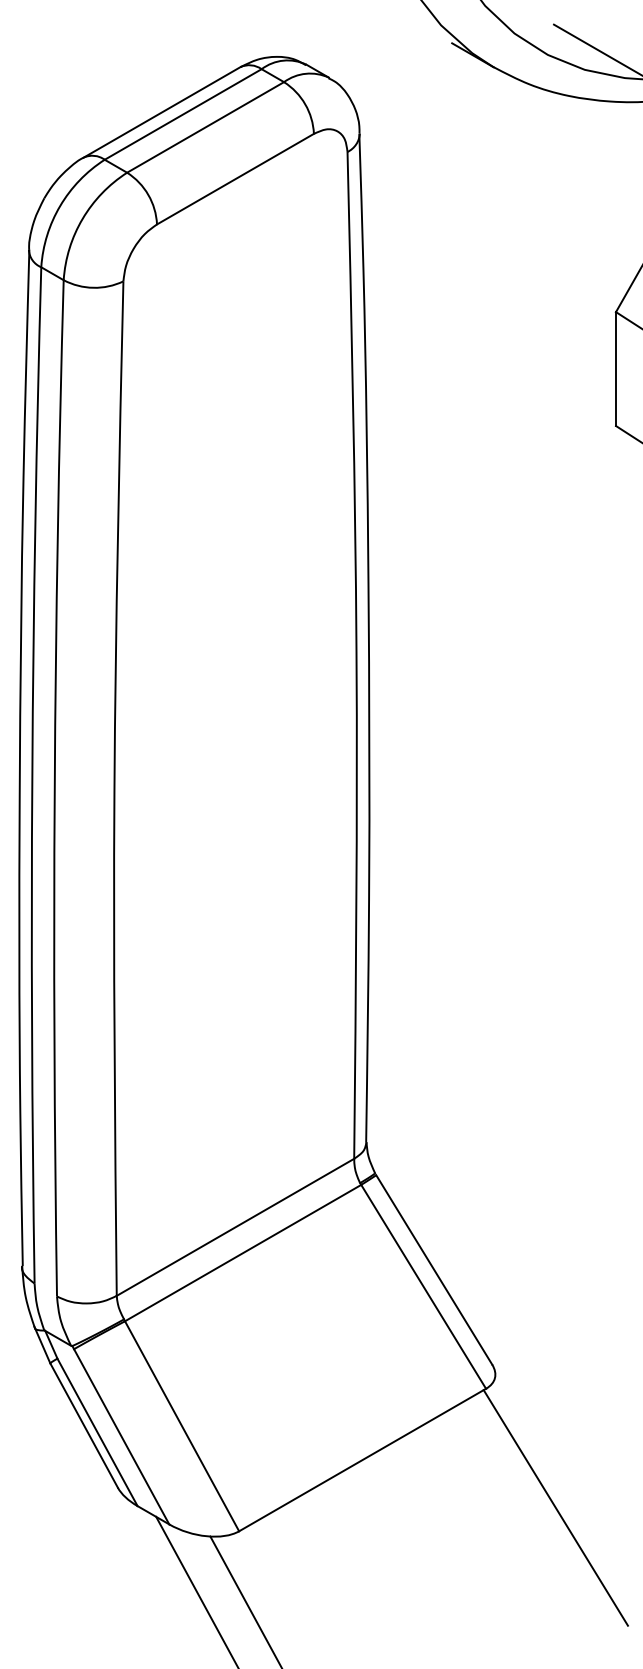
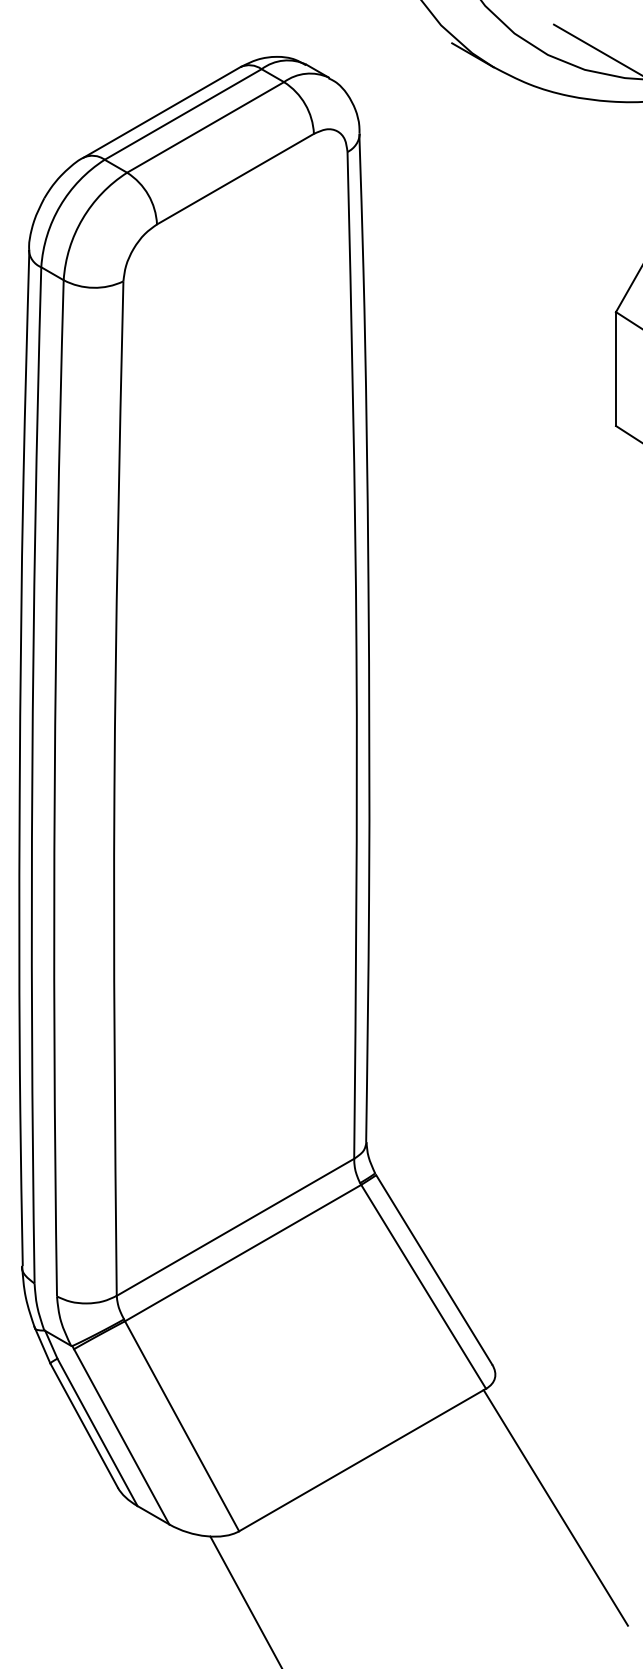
line: present -> none (196, 1590)
